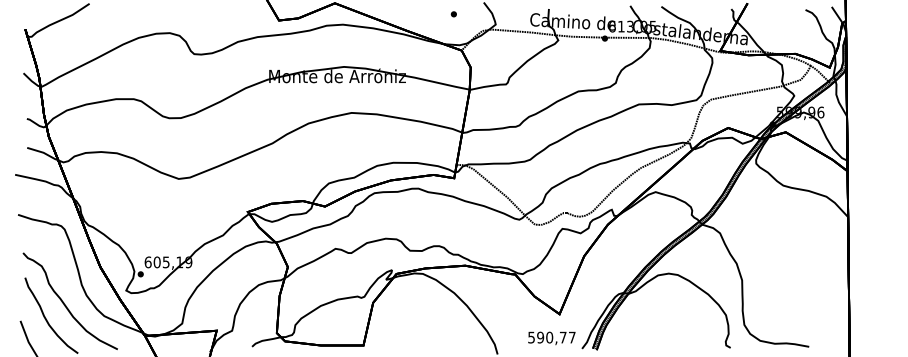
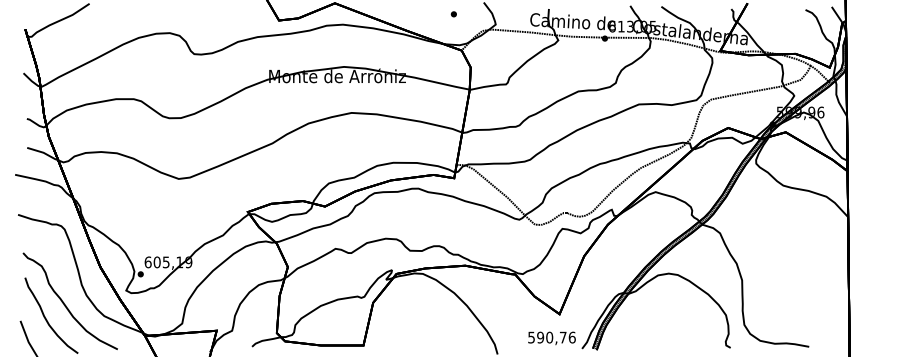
text: 590,77 -> 590,76 (571, 337)
